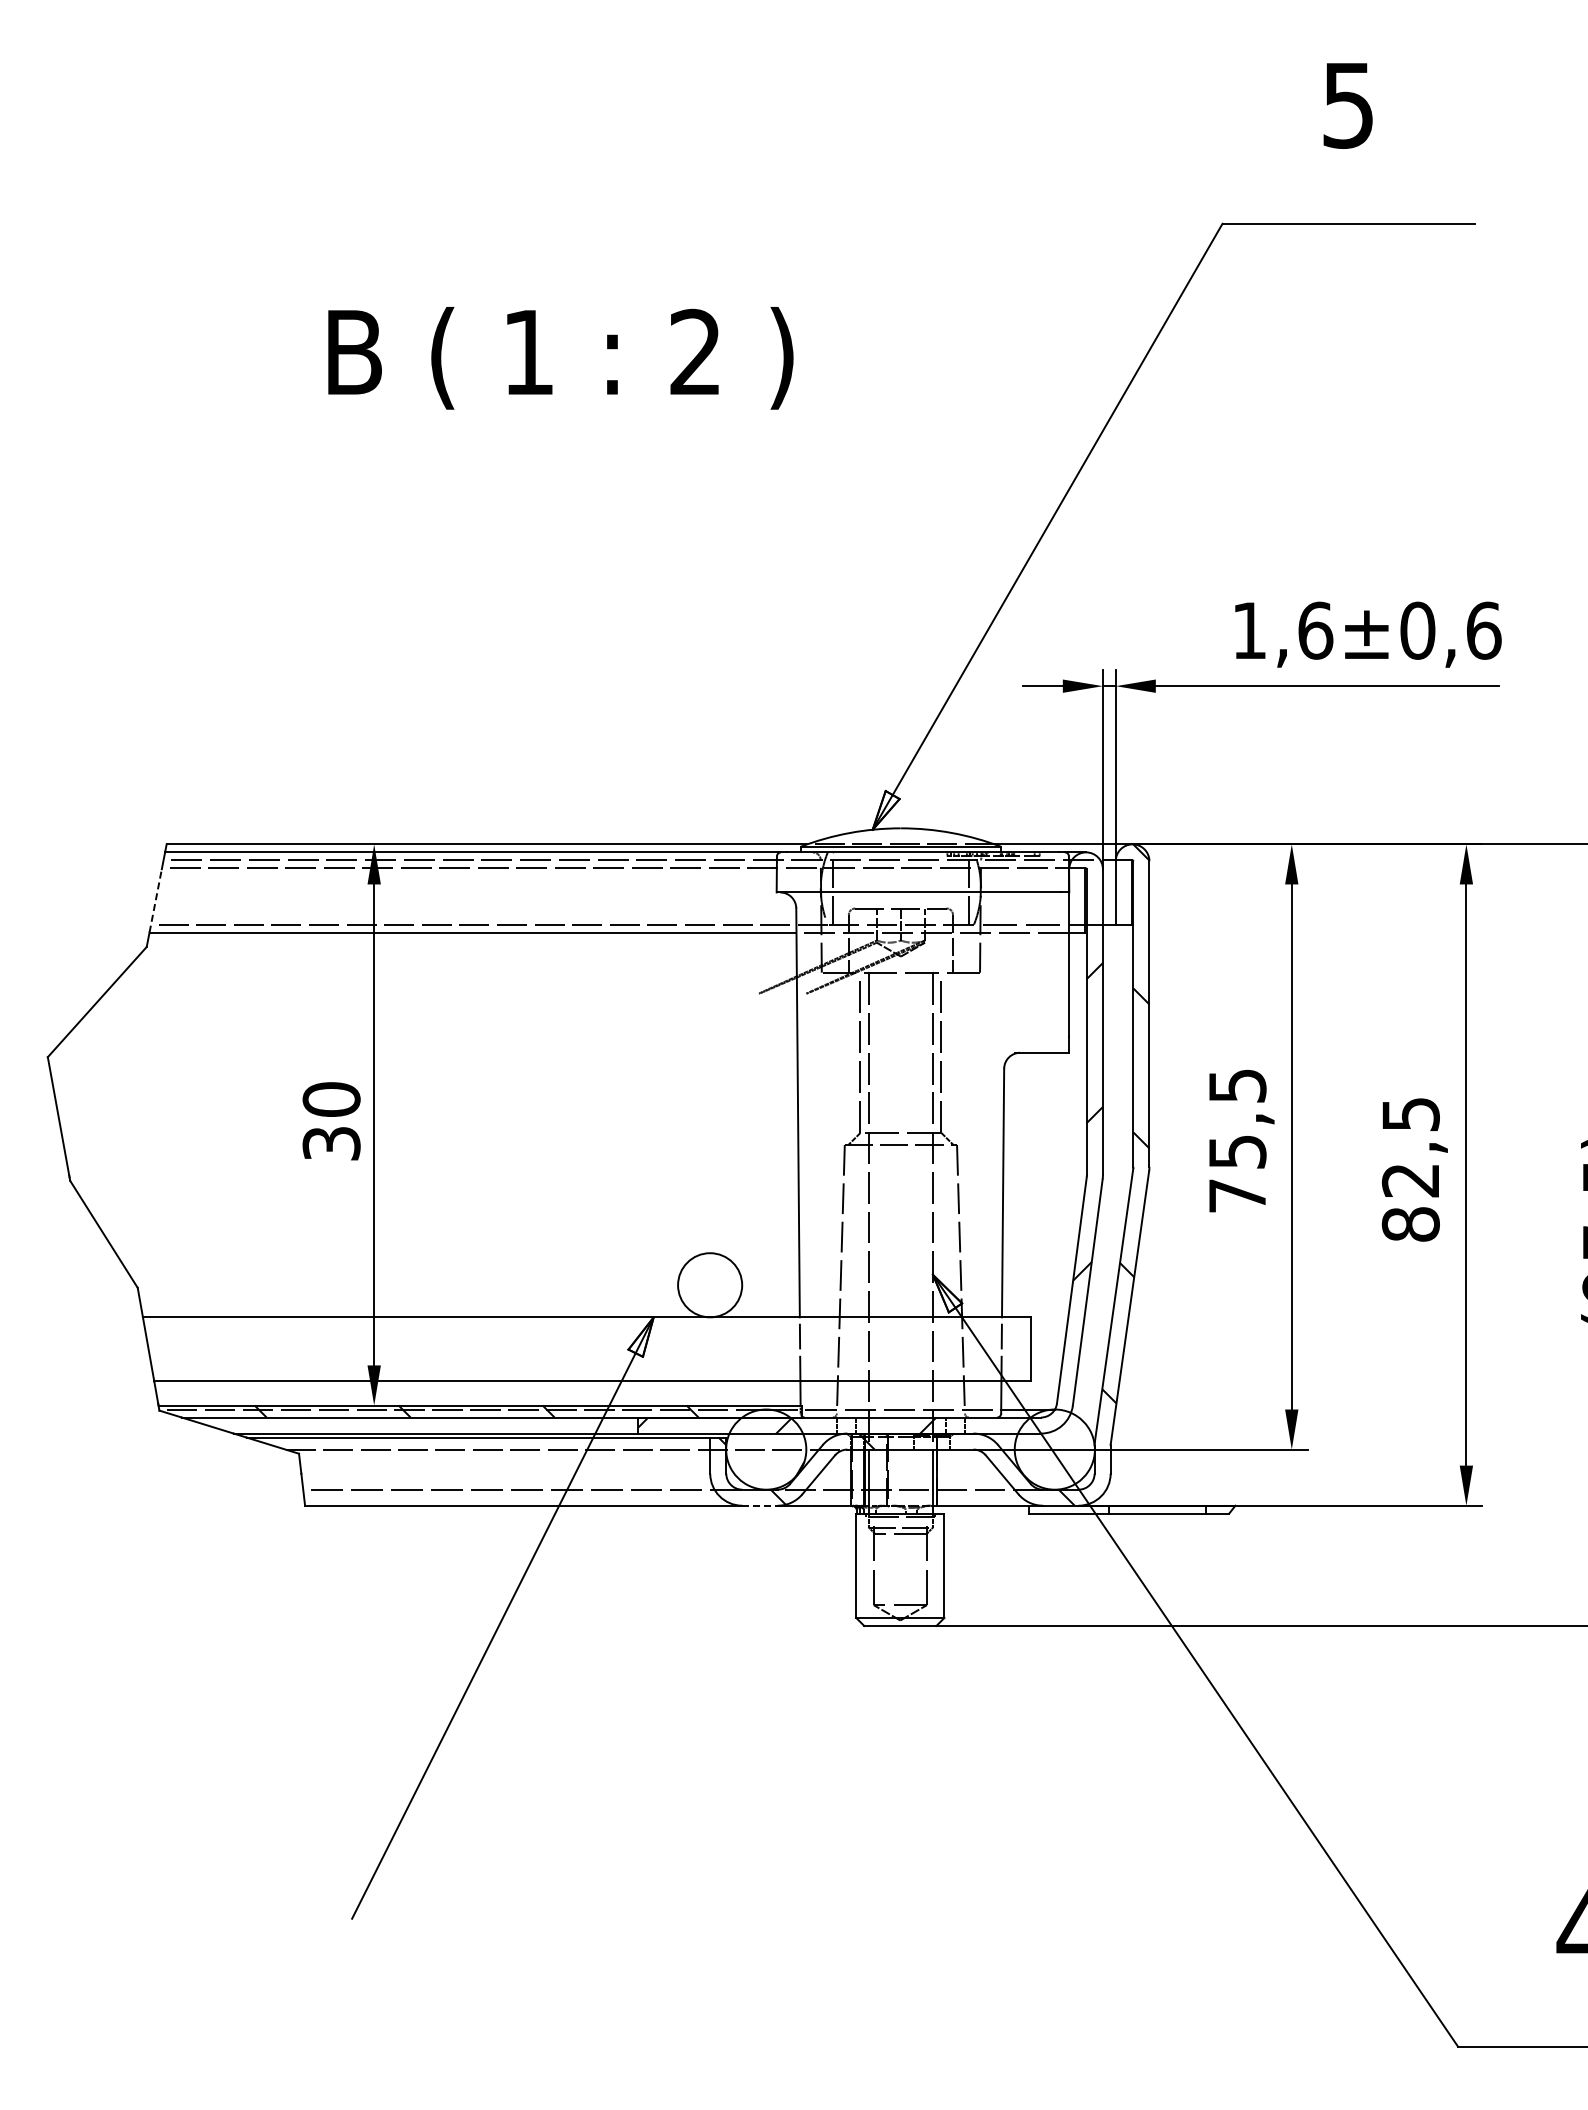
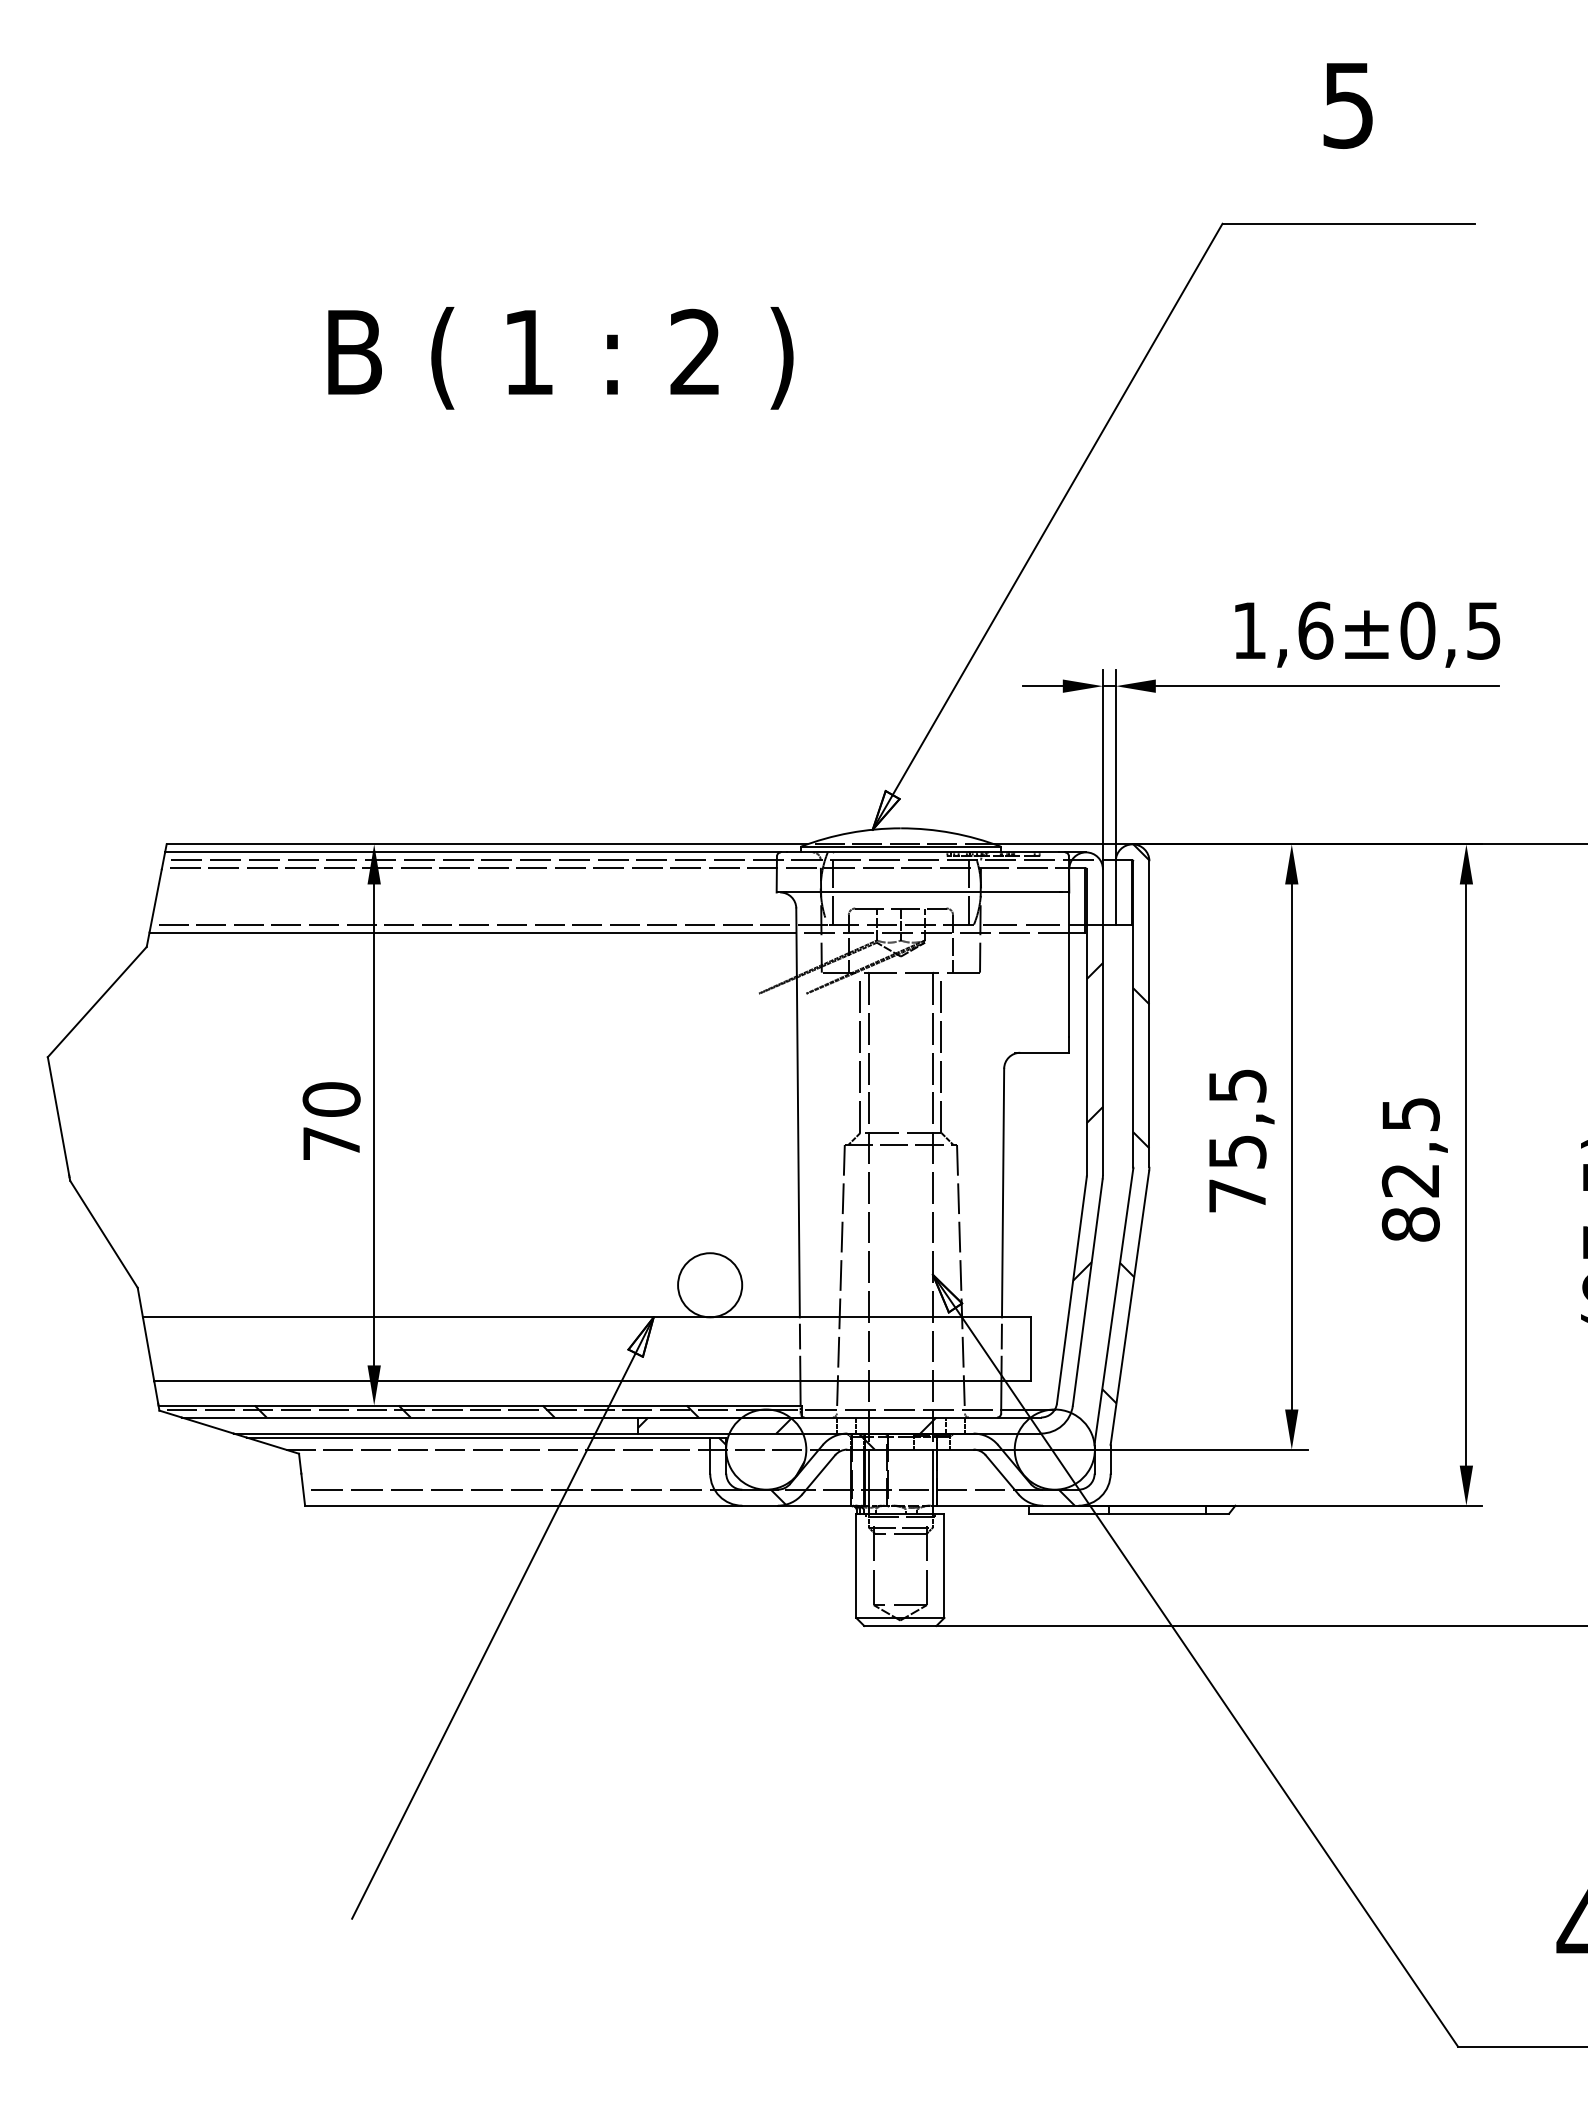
text: ±0,6 -> ±0,5 (1484, 630)
line: dashed -> solid (155, 900)
text: 30 -> 70 (331, 1143)
line: dashed -> solid (760, 1505)
